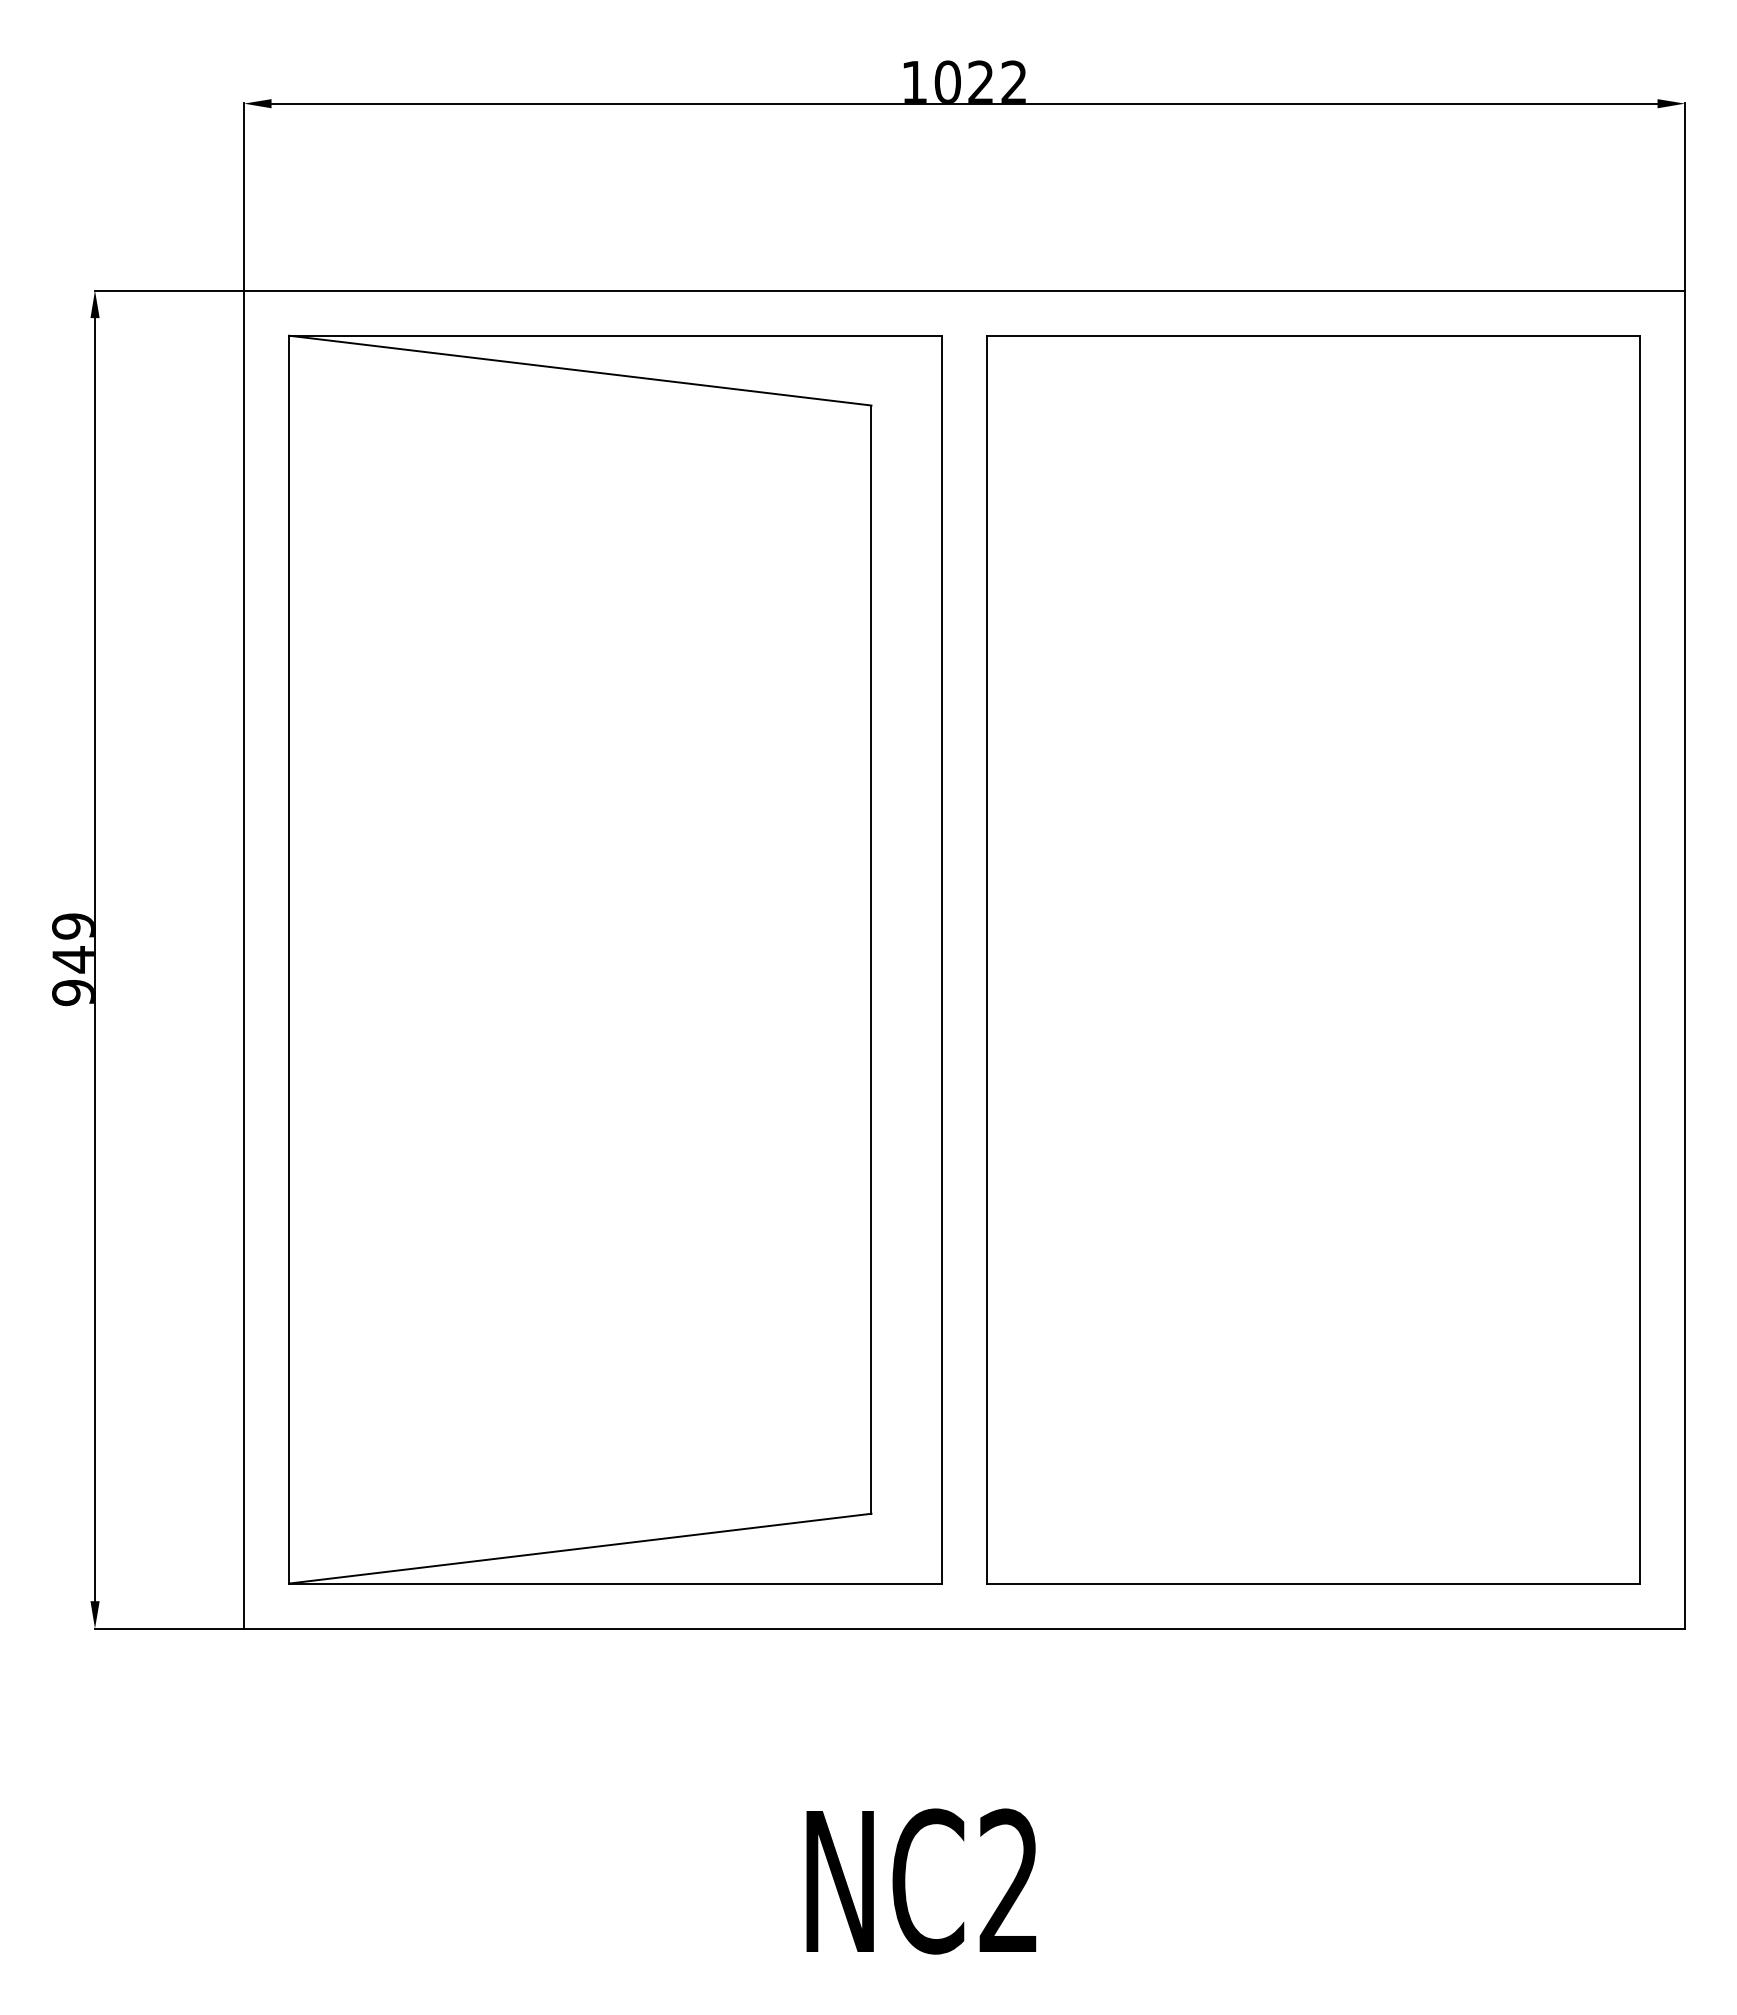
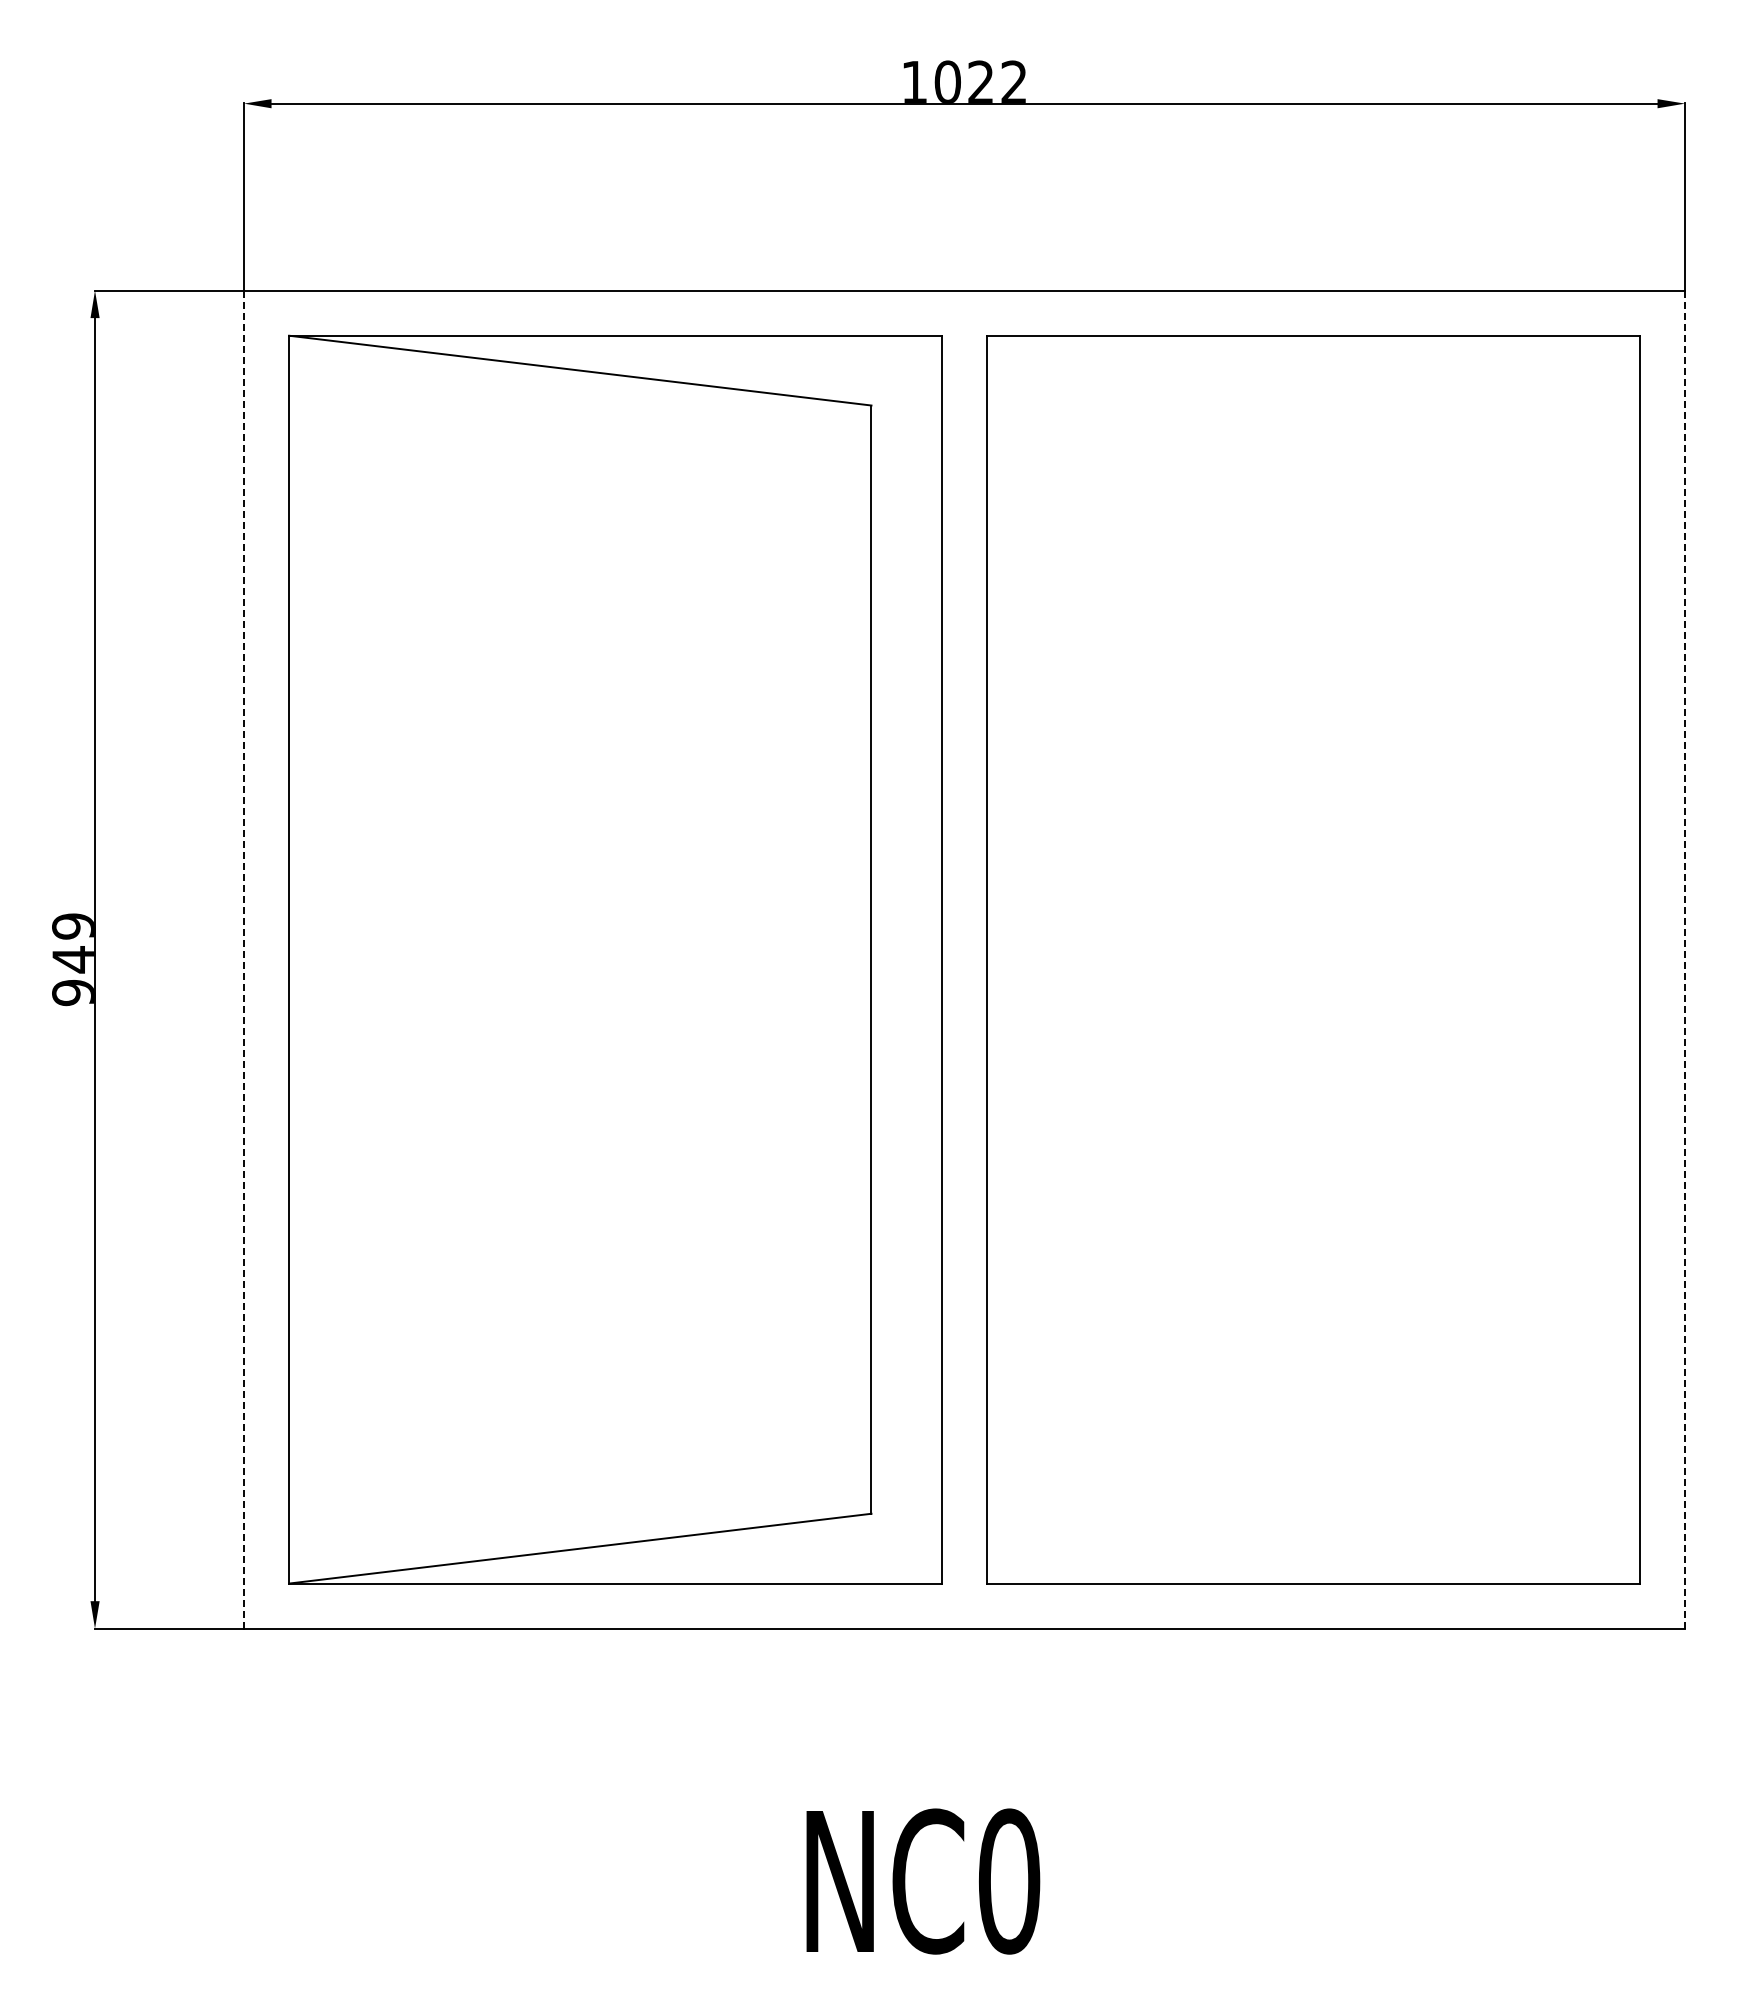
line: solid -> dashed (1685, 959)
line: solid -> dashed (244, 960)
text: NC2 -> NC0 (1009, 1881)
